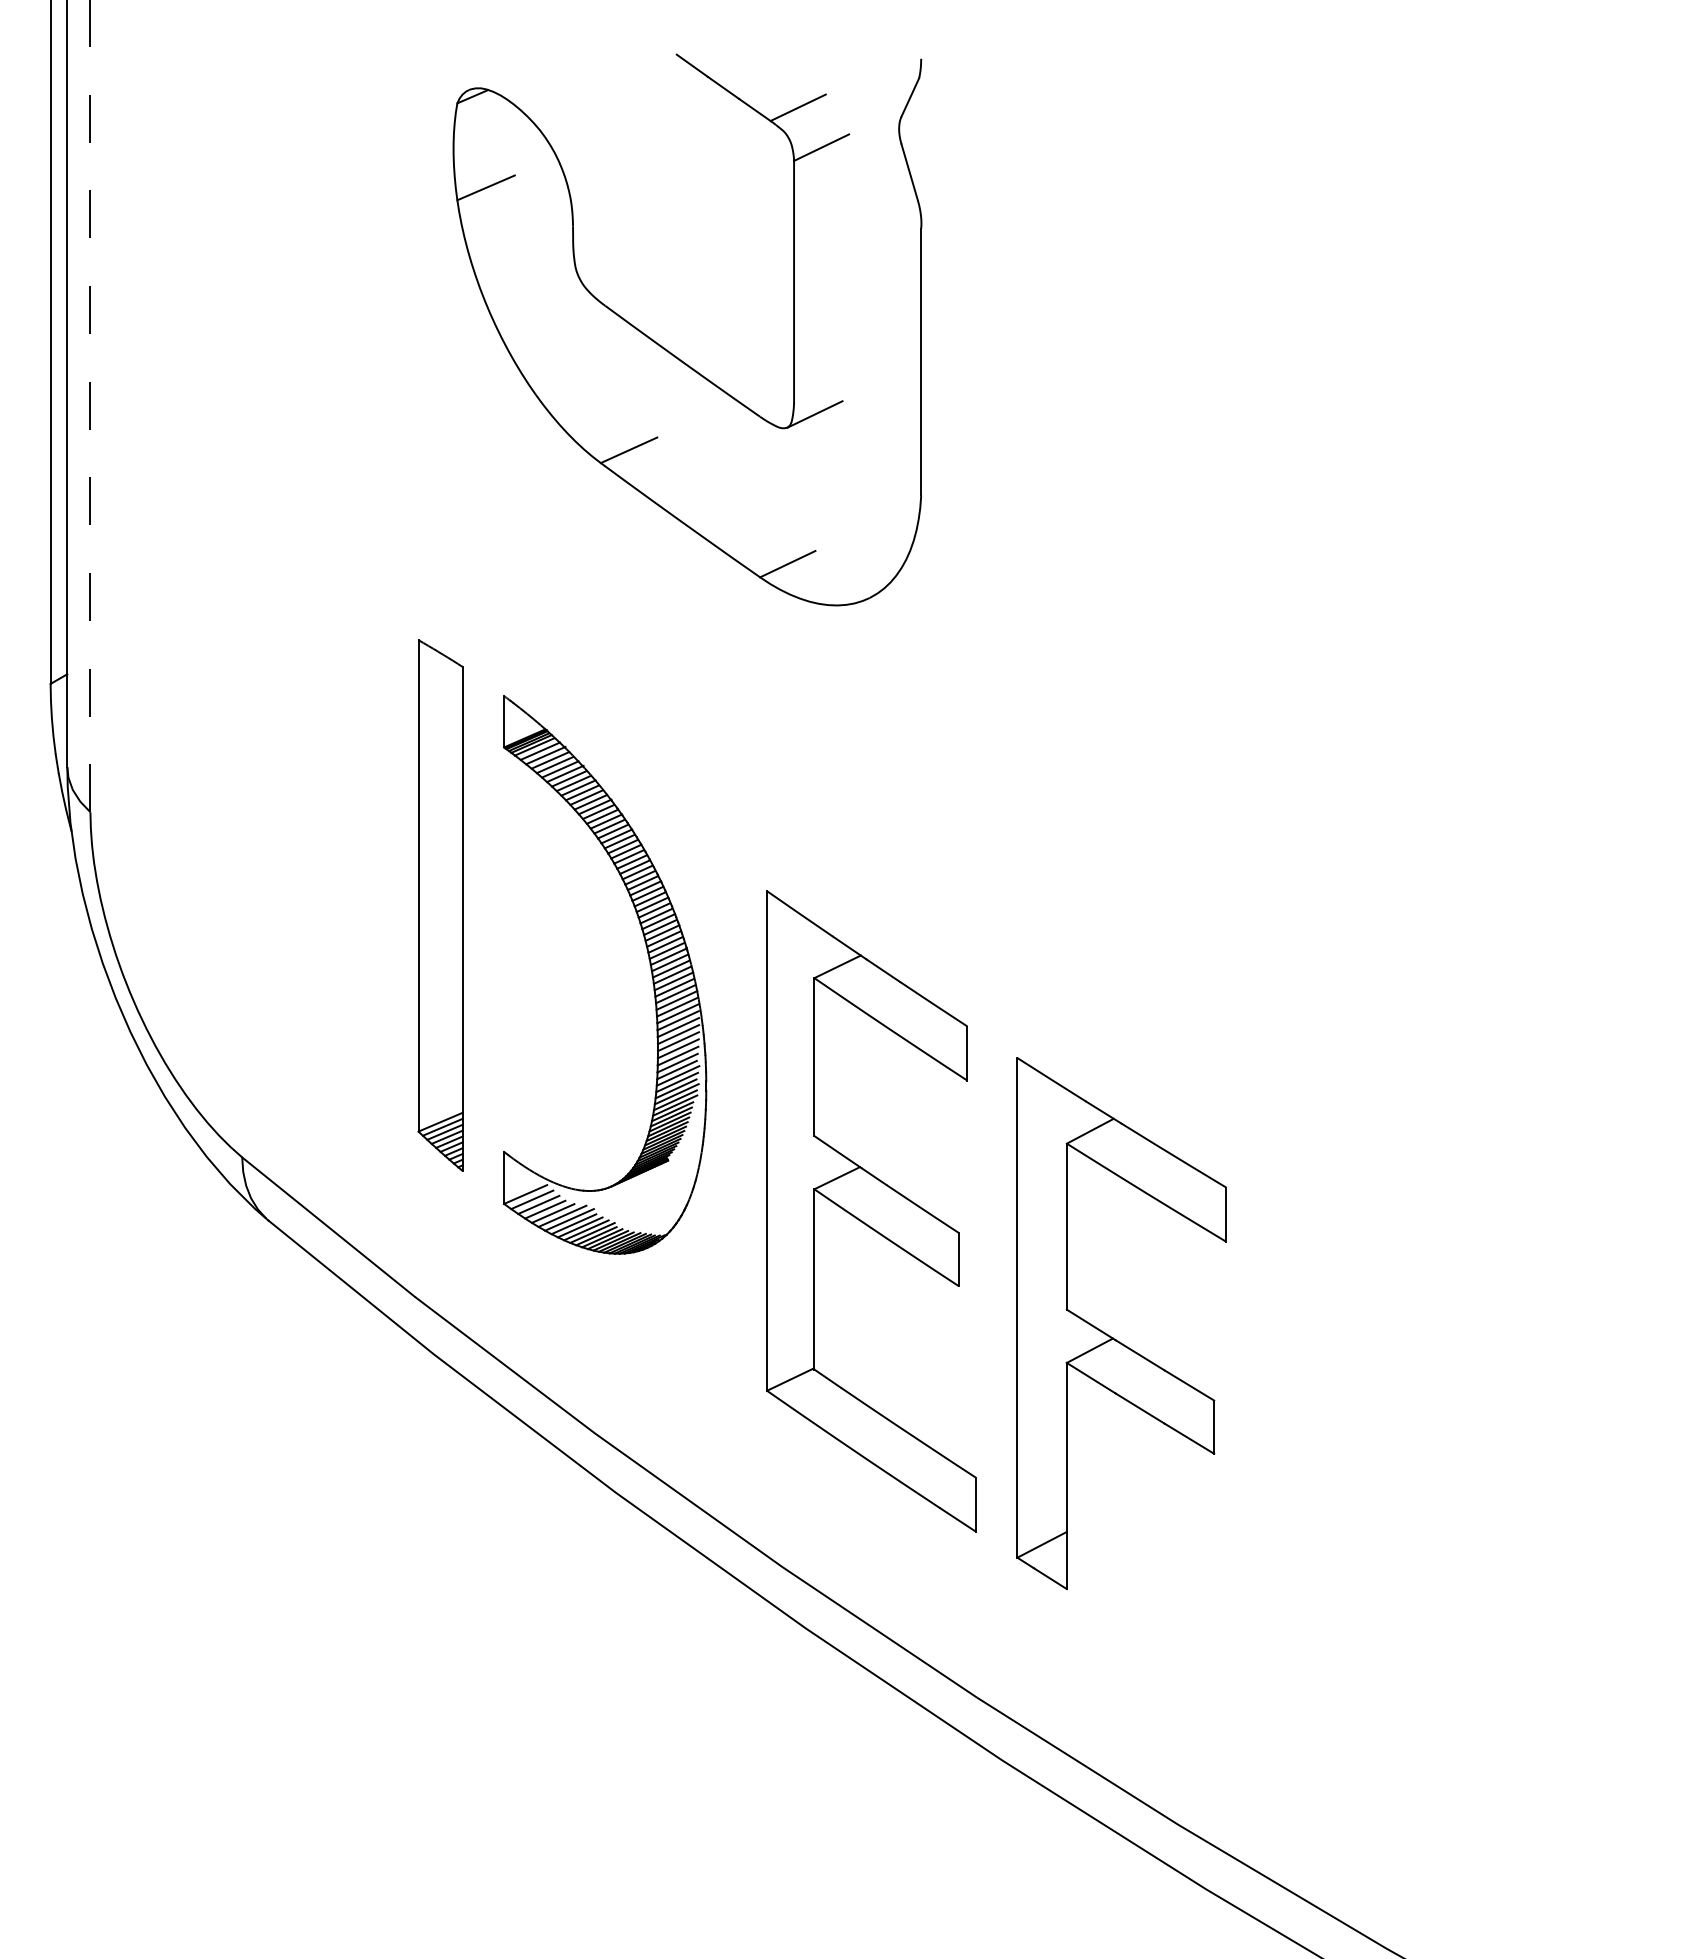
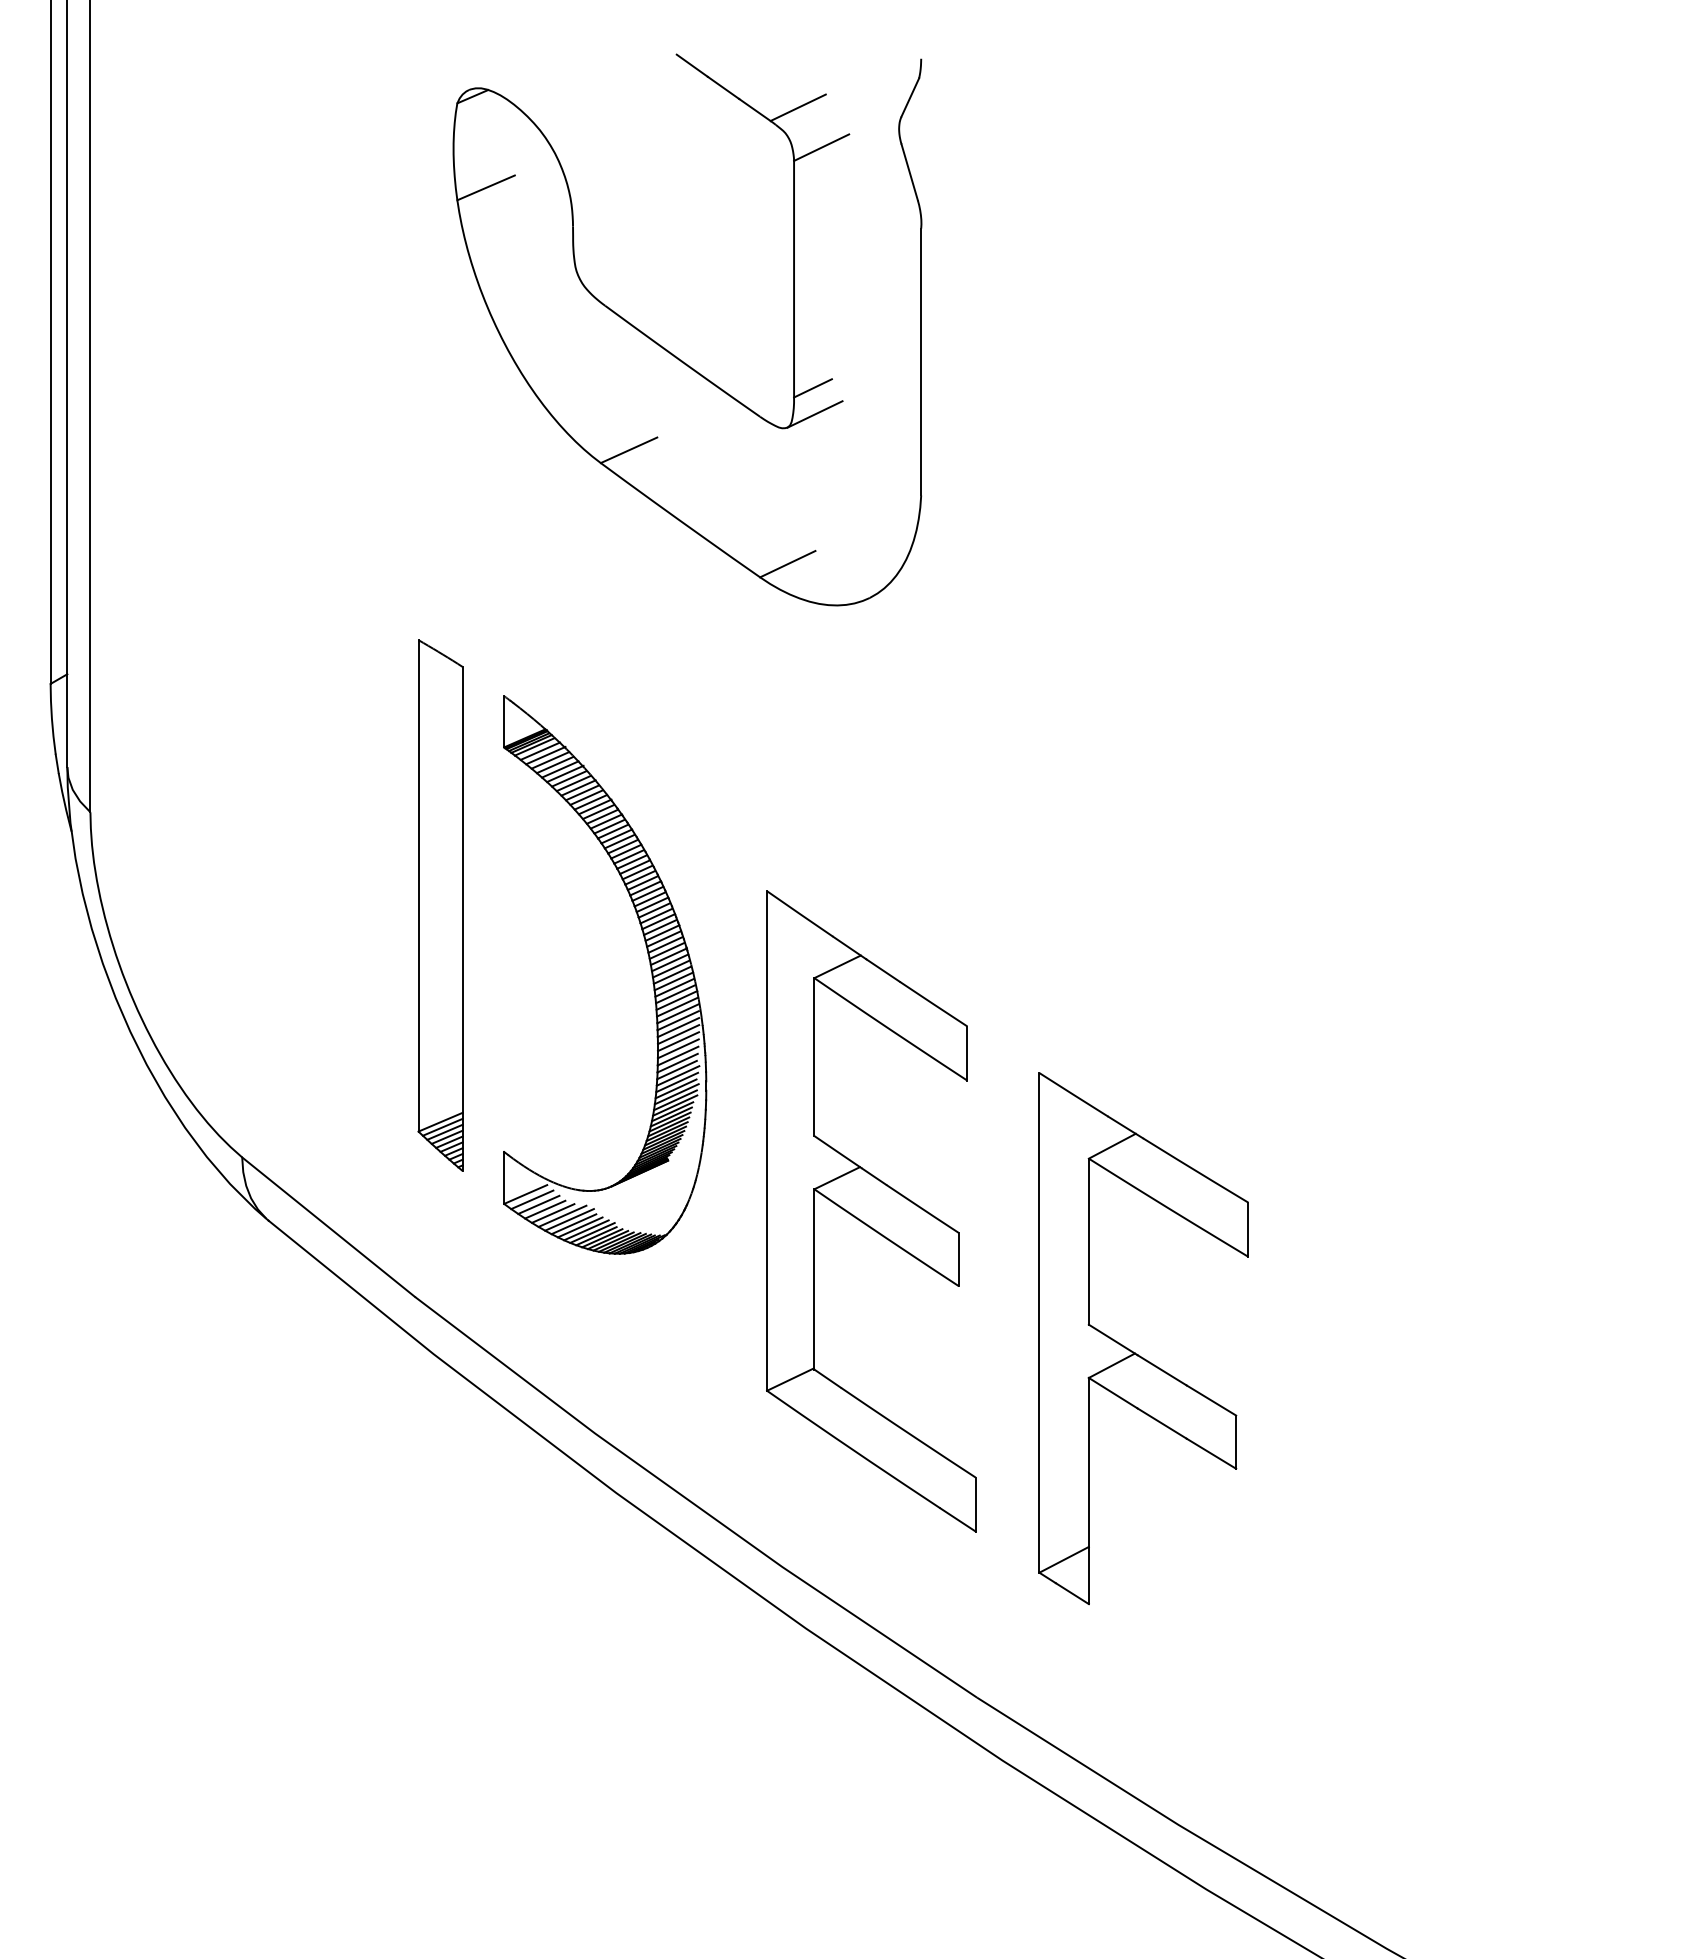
line: none -> present (812, 388)
line: dashed -> solid (90, 406)
part position: (1113, 1337) -> (1135, 1352) (1135, 1352)
